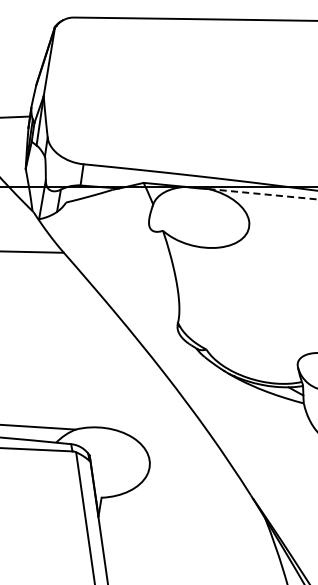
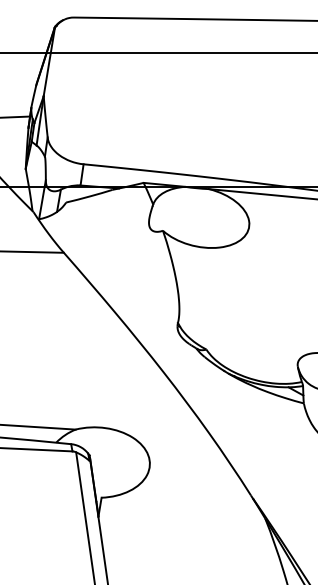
line: none -> present (158, 52)
line: dashed -> solid (262, 194)
